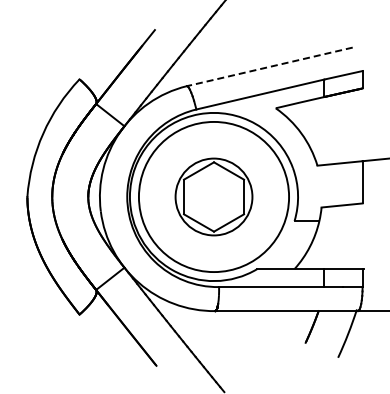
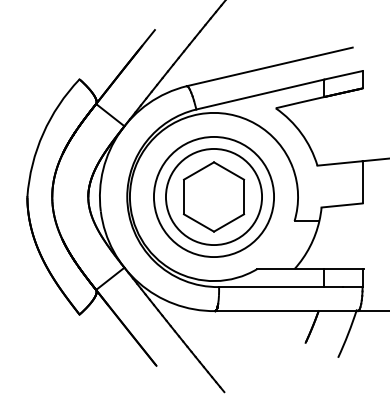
line: dashed -> solid (269, 67)
circle diameter: 150 px -> 120 px (213, 196)
circle diameter: 77 px -> 96 px (213, 196)
